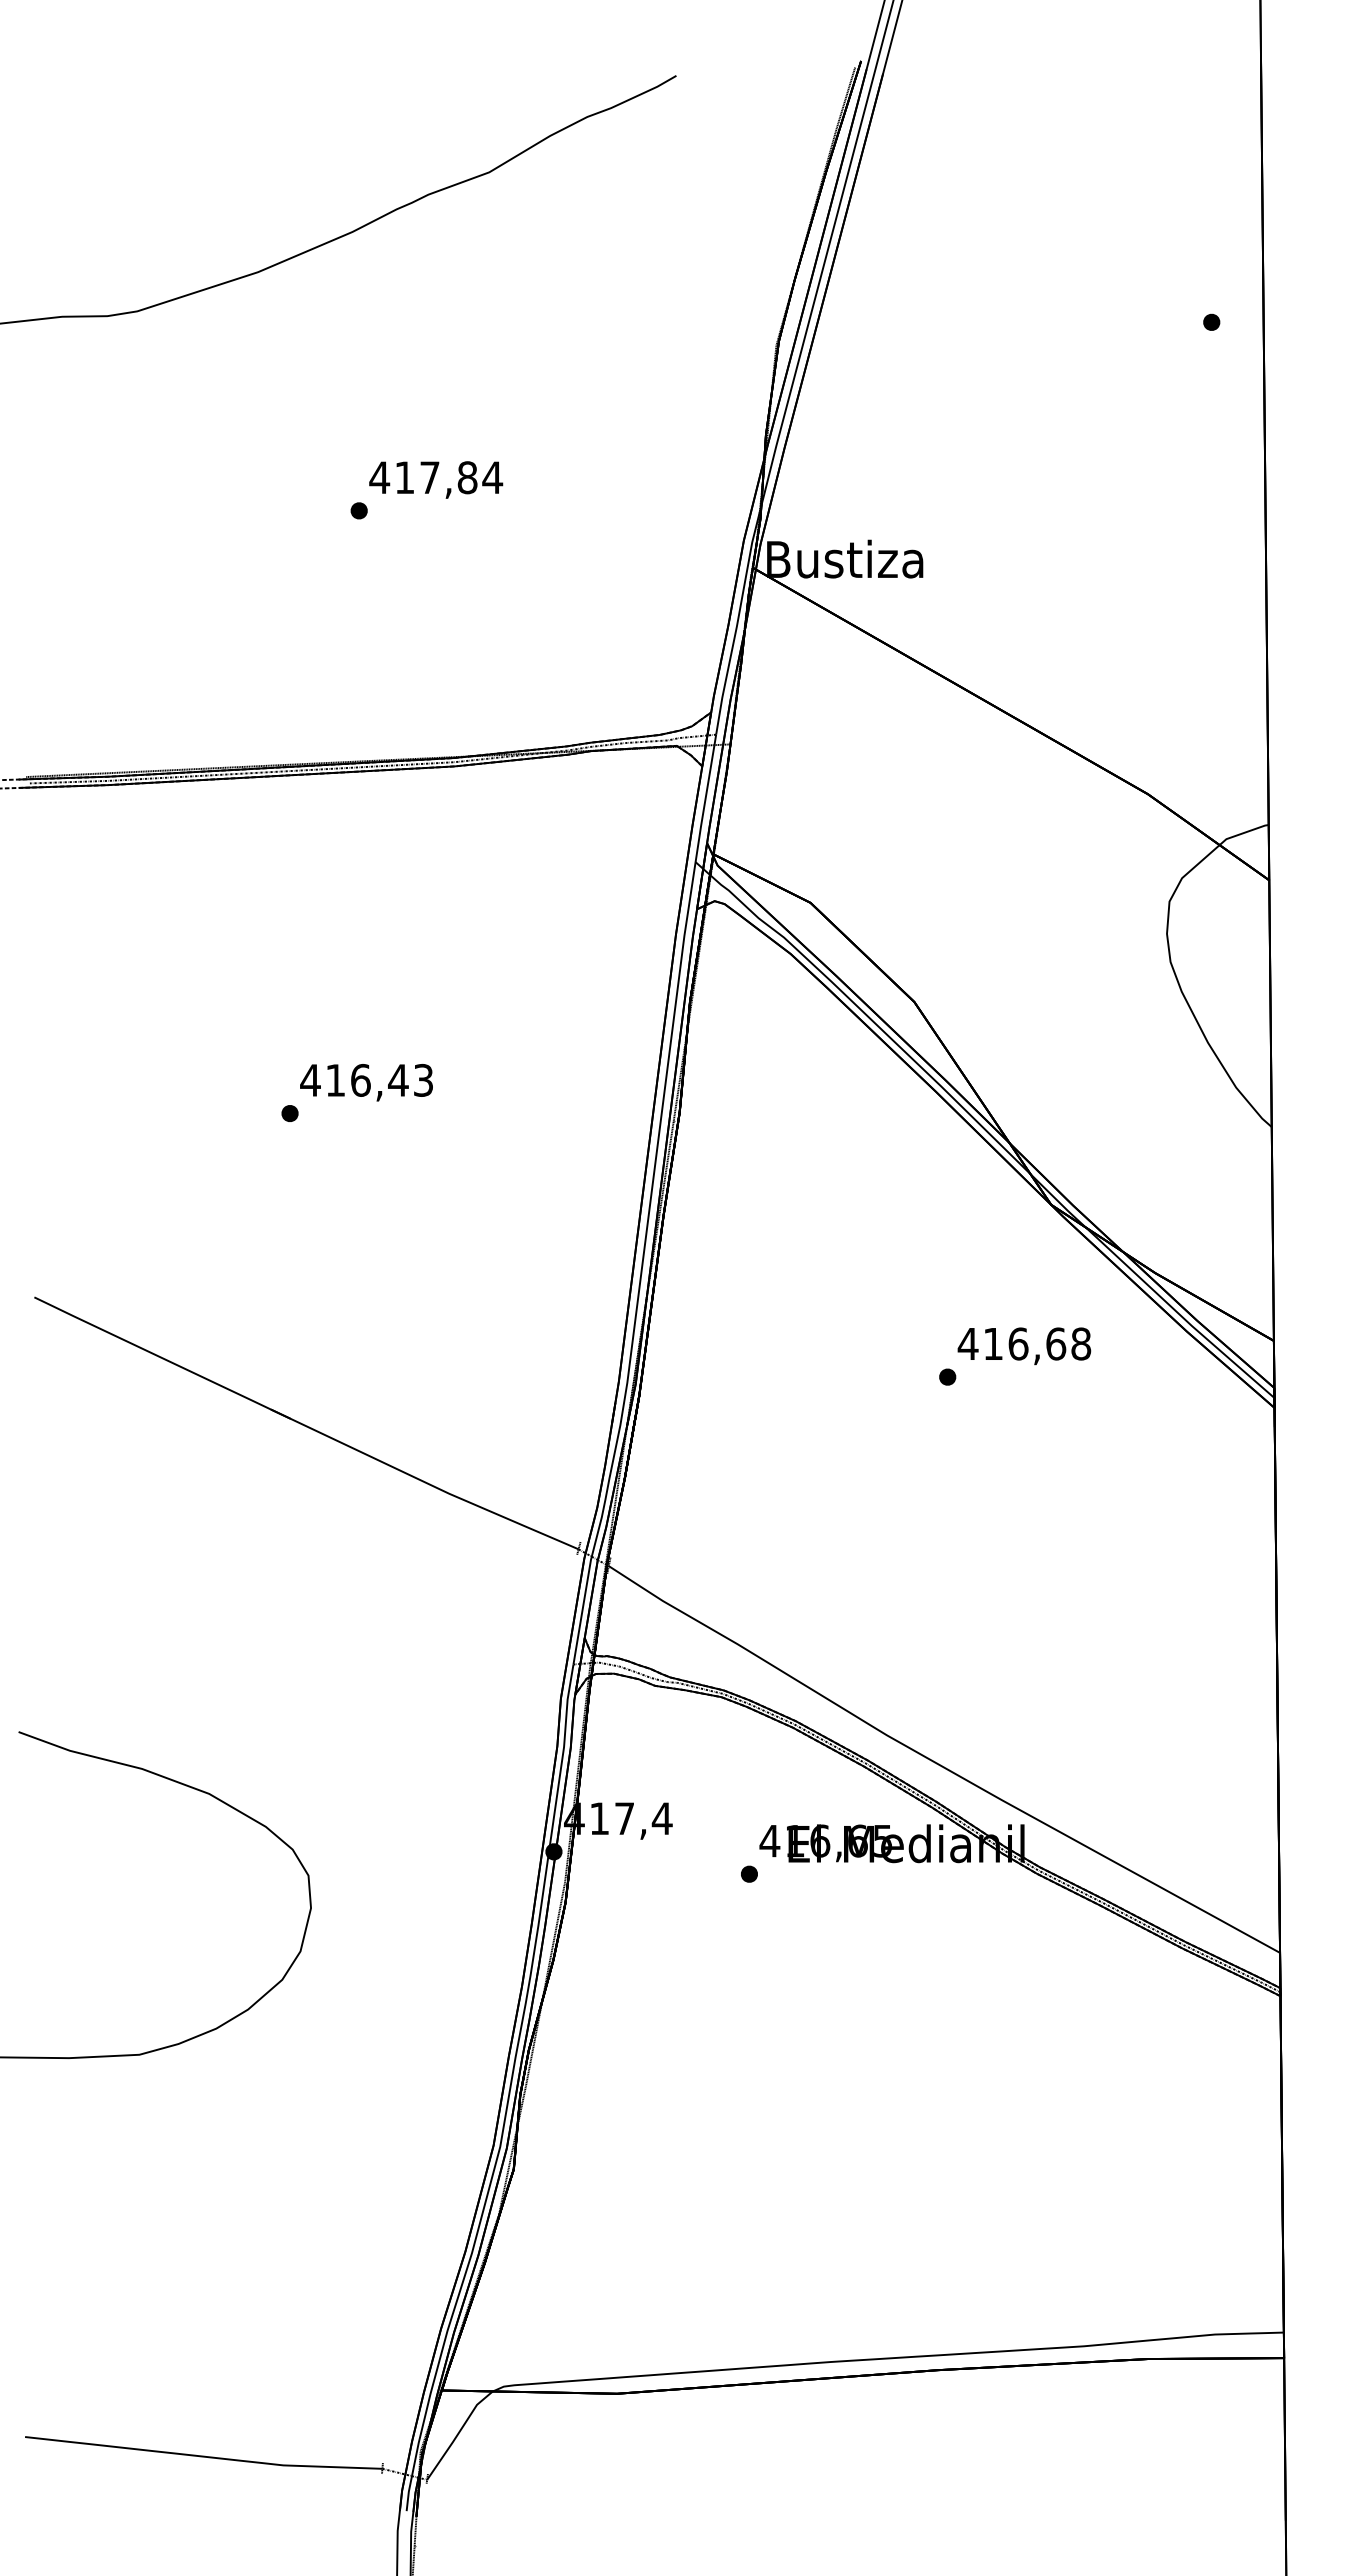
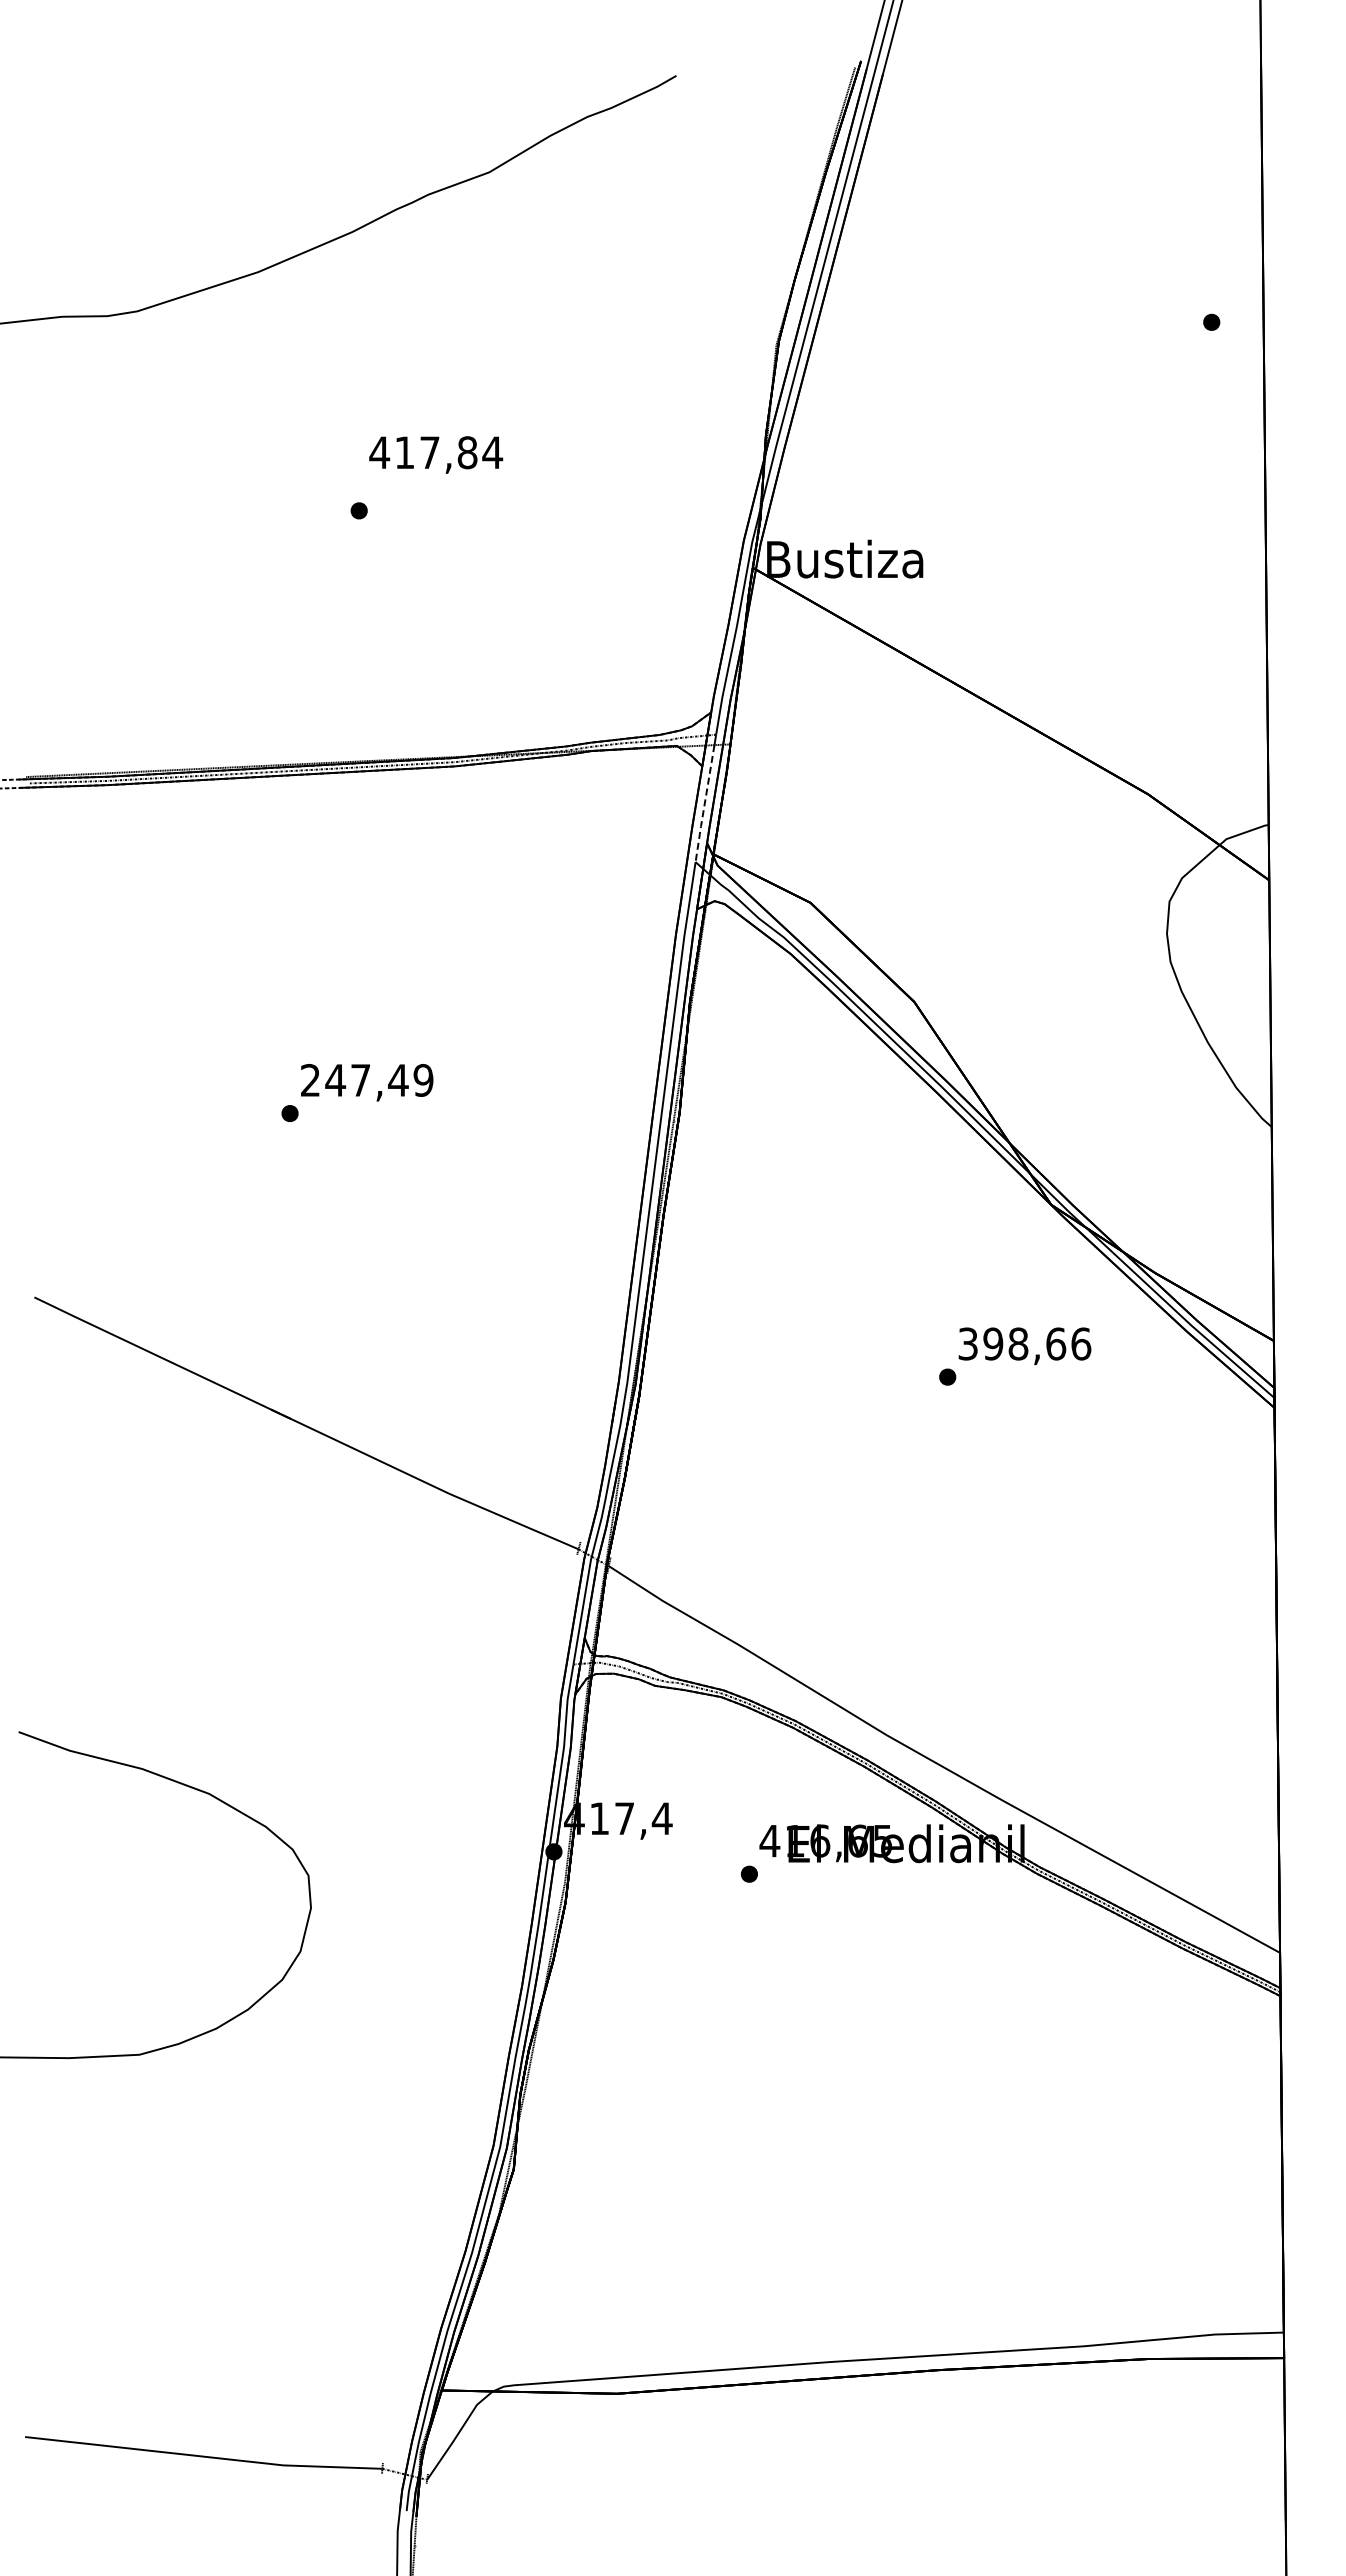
text position: (436, 479) -> (436, 454) (436, 454)
line: solid -> dashed (704, 804)
text: 416,43 -> 247,49 (366, 1079)
text: 416,68 -> 398,66 (1024, 1343)
